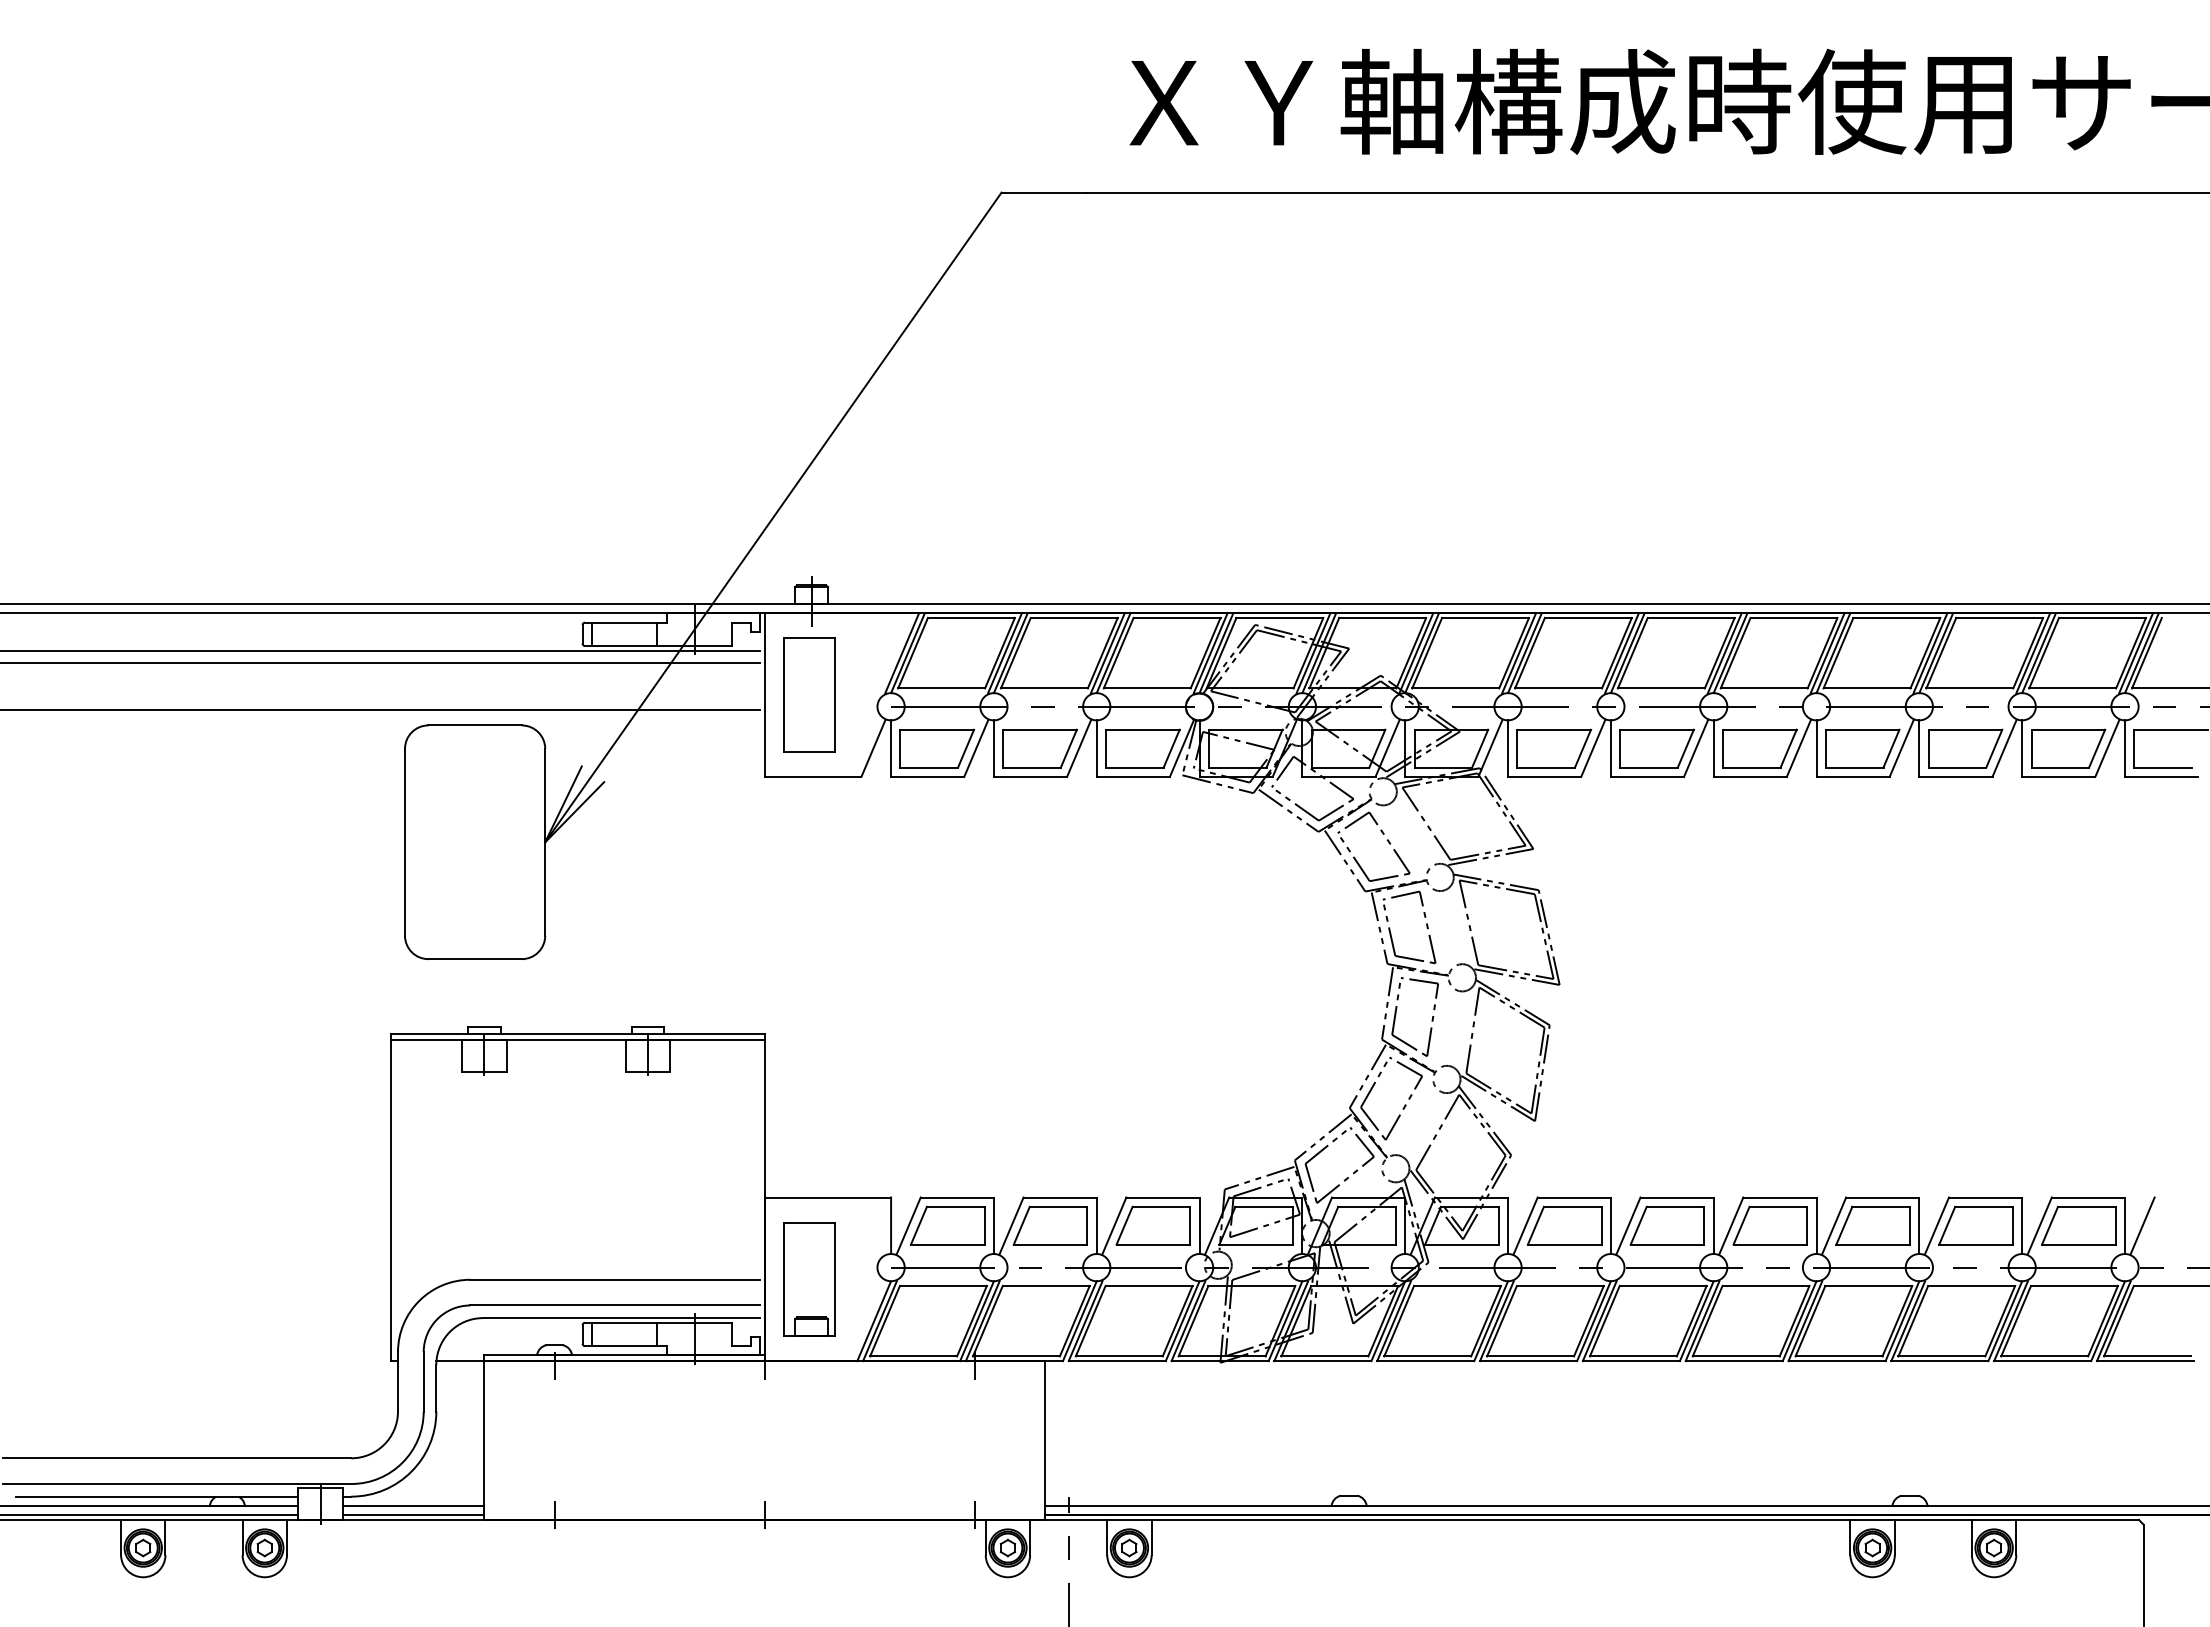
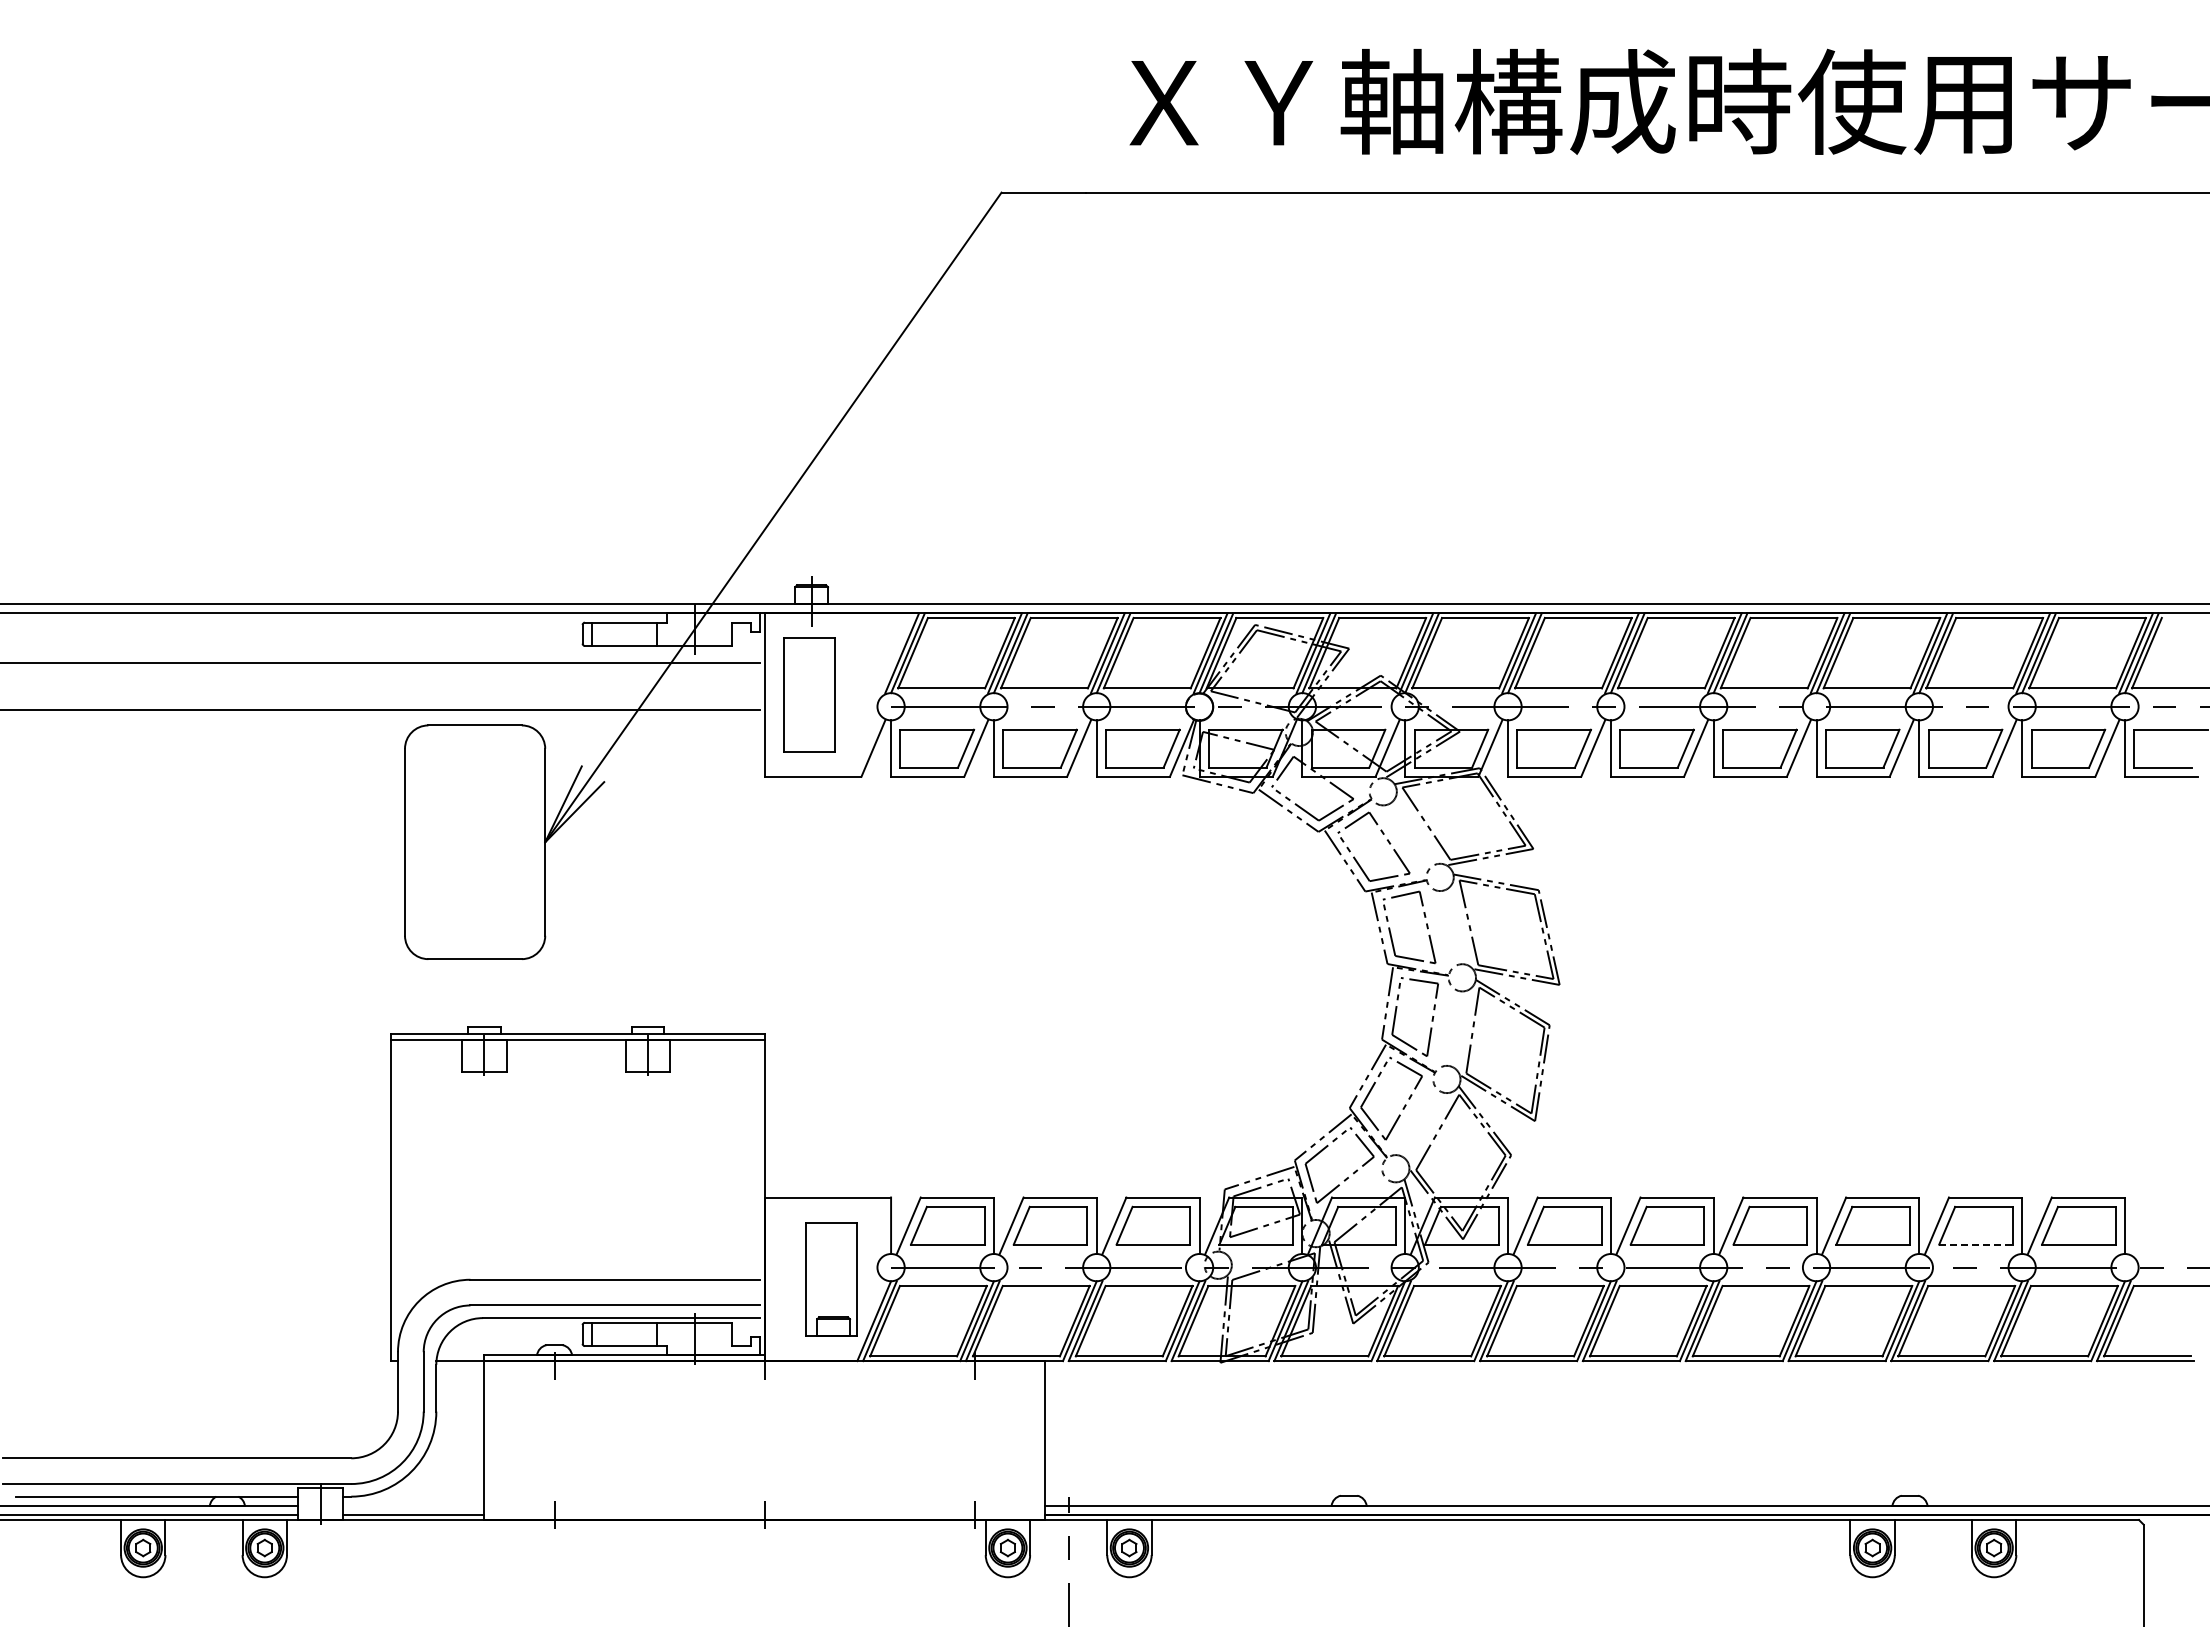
line: present -> none (381, 650)
line: present -> none (2142, 1225)
line: solid -> dashed (1976, 1244)
part position: (809, 1279) -> (831, 1279) (831, 1279)
line: present -> none (413, 1505)
